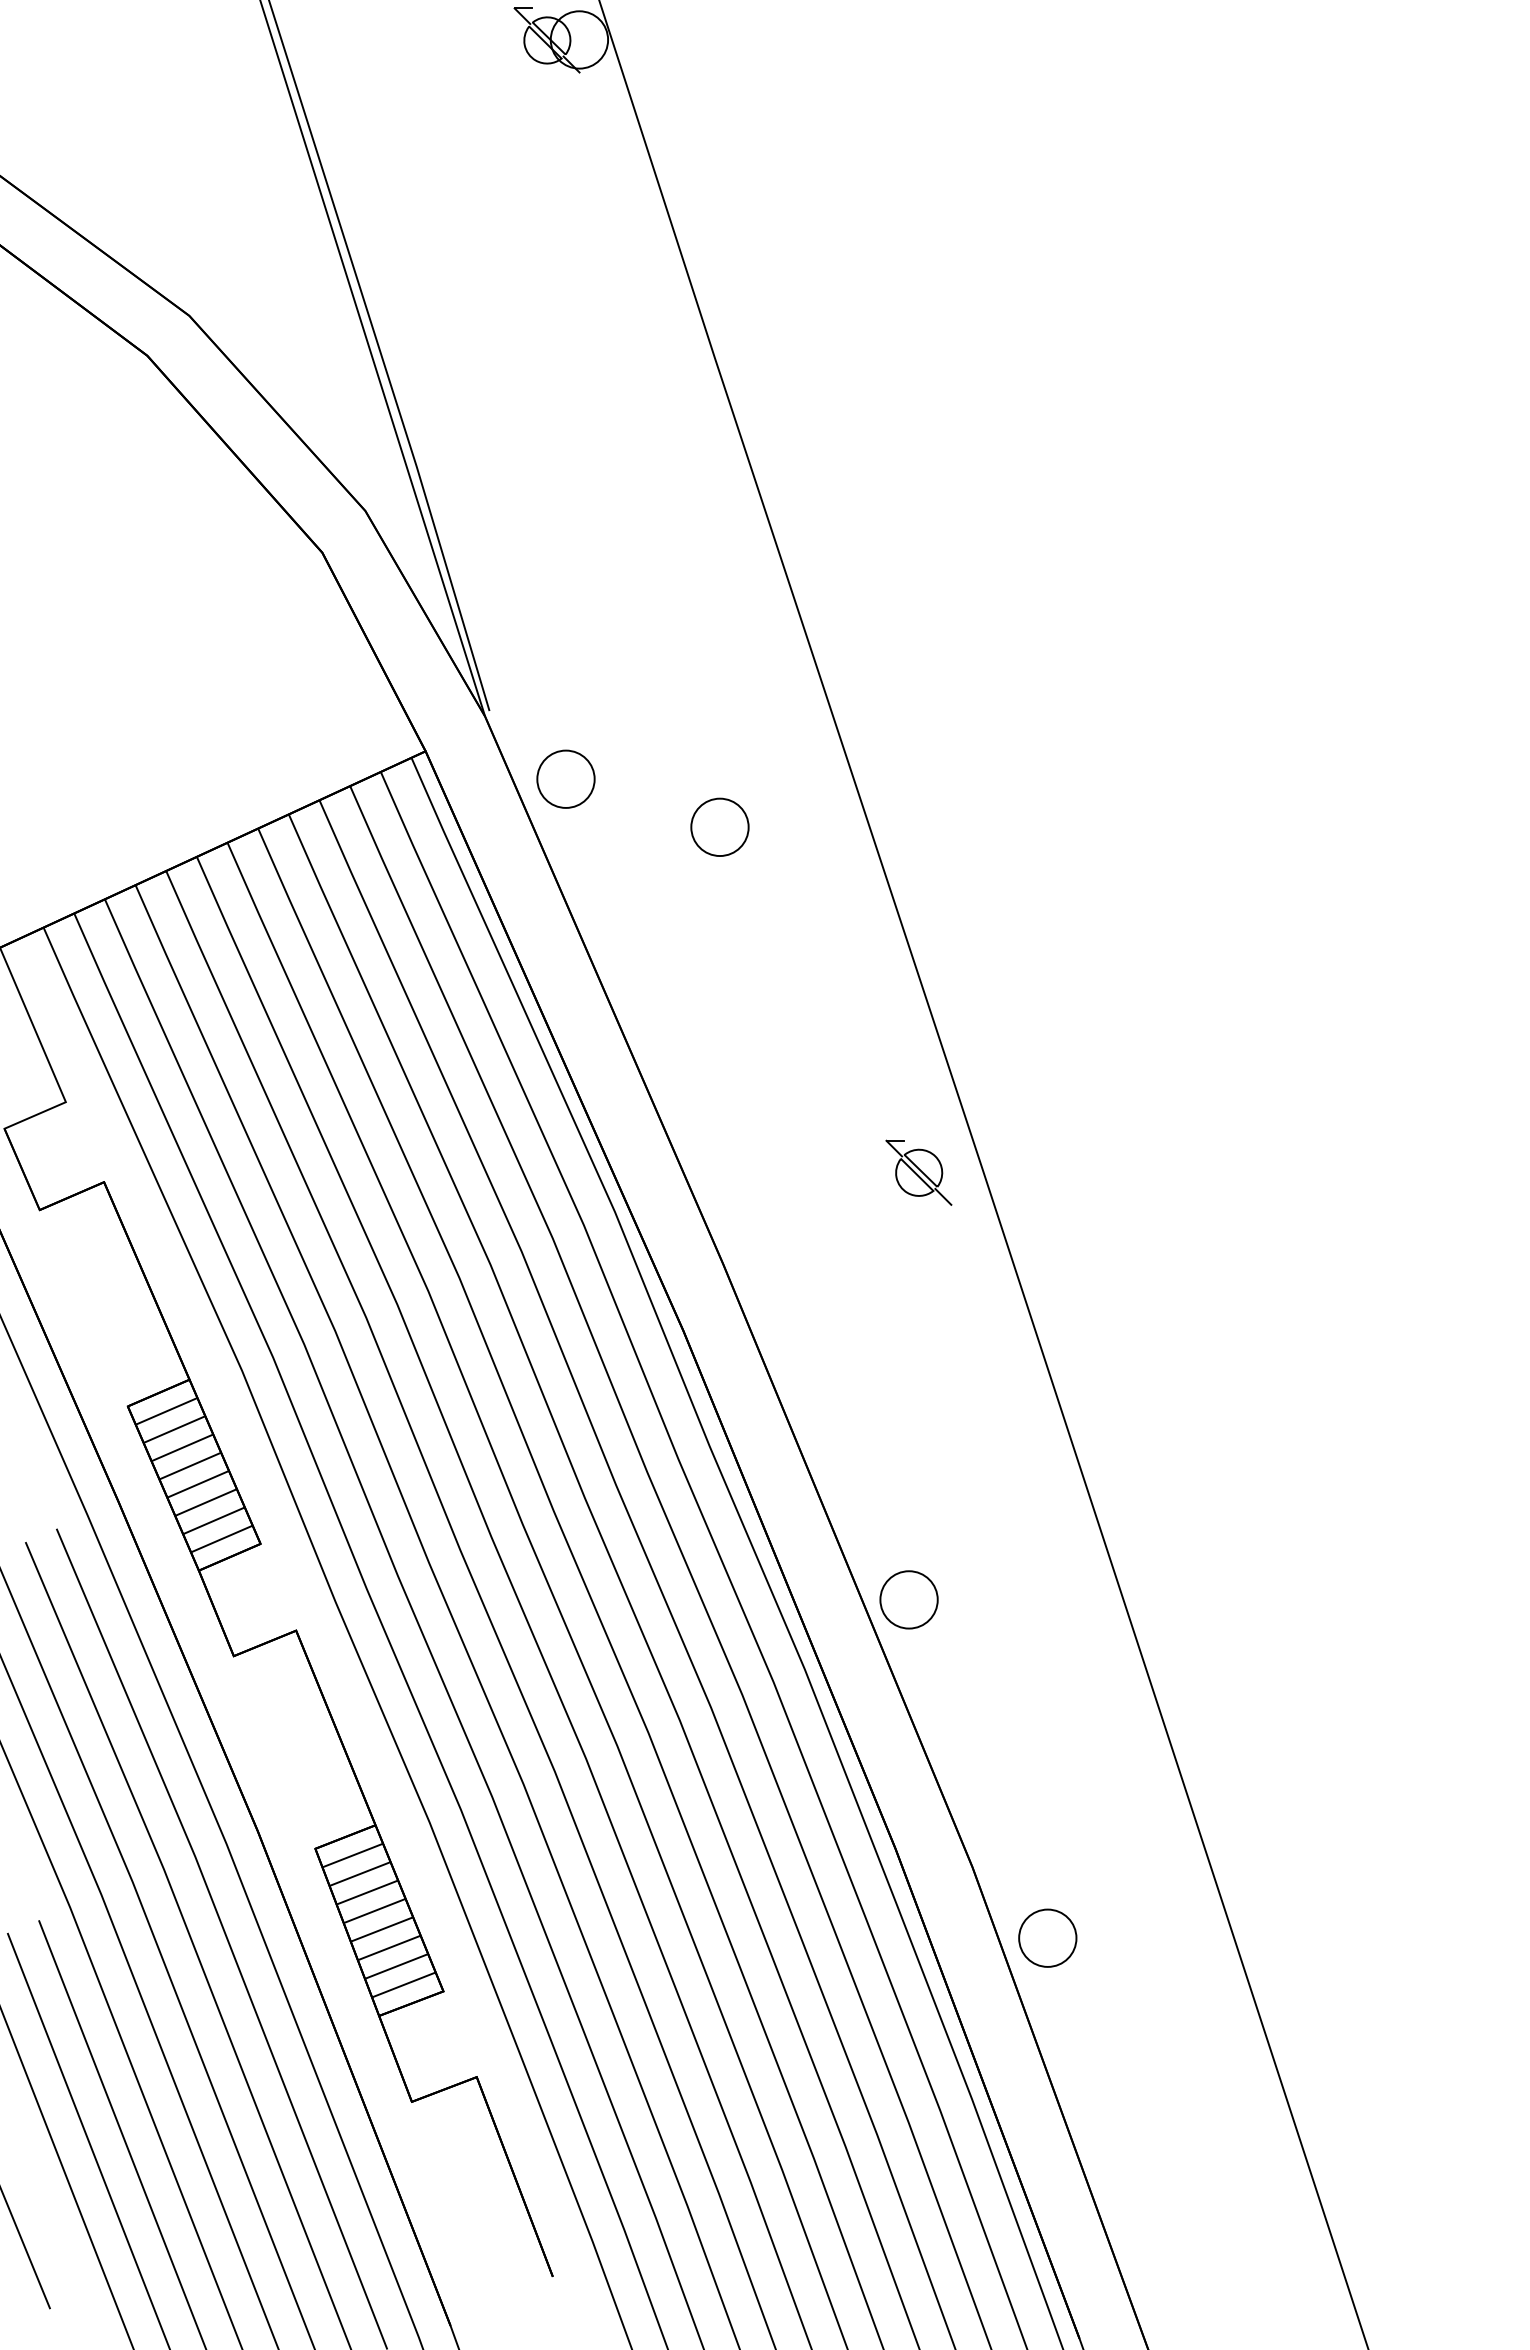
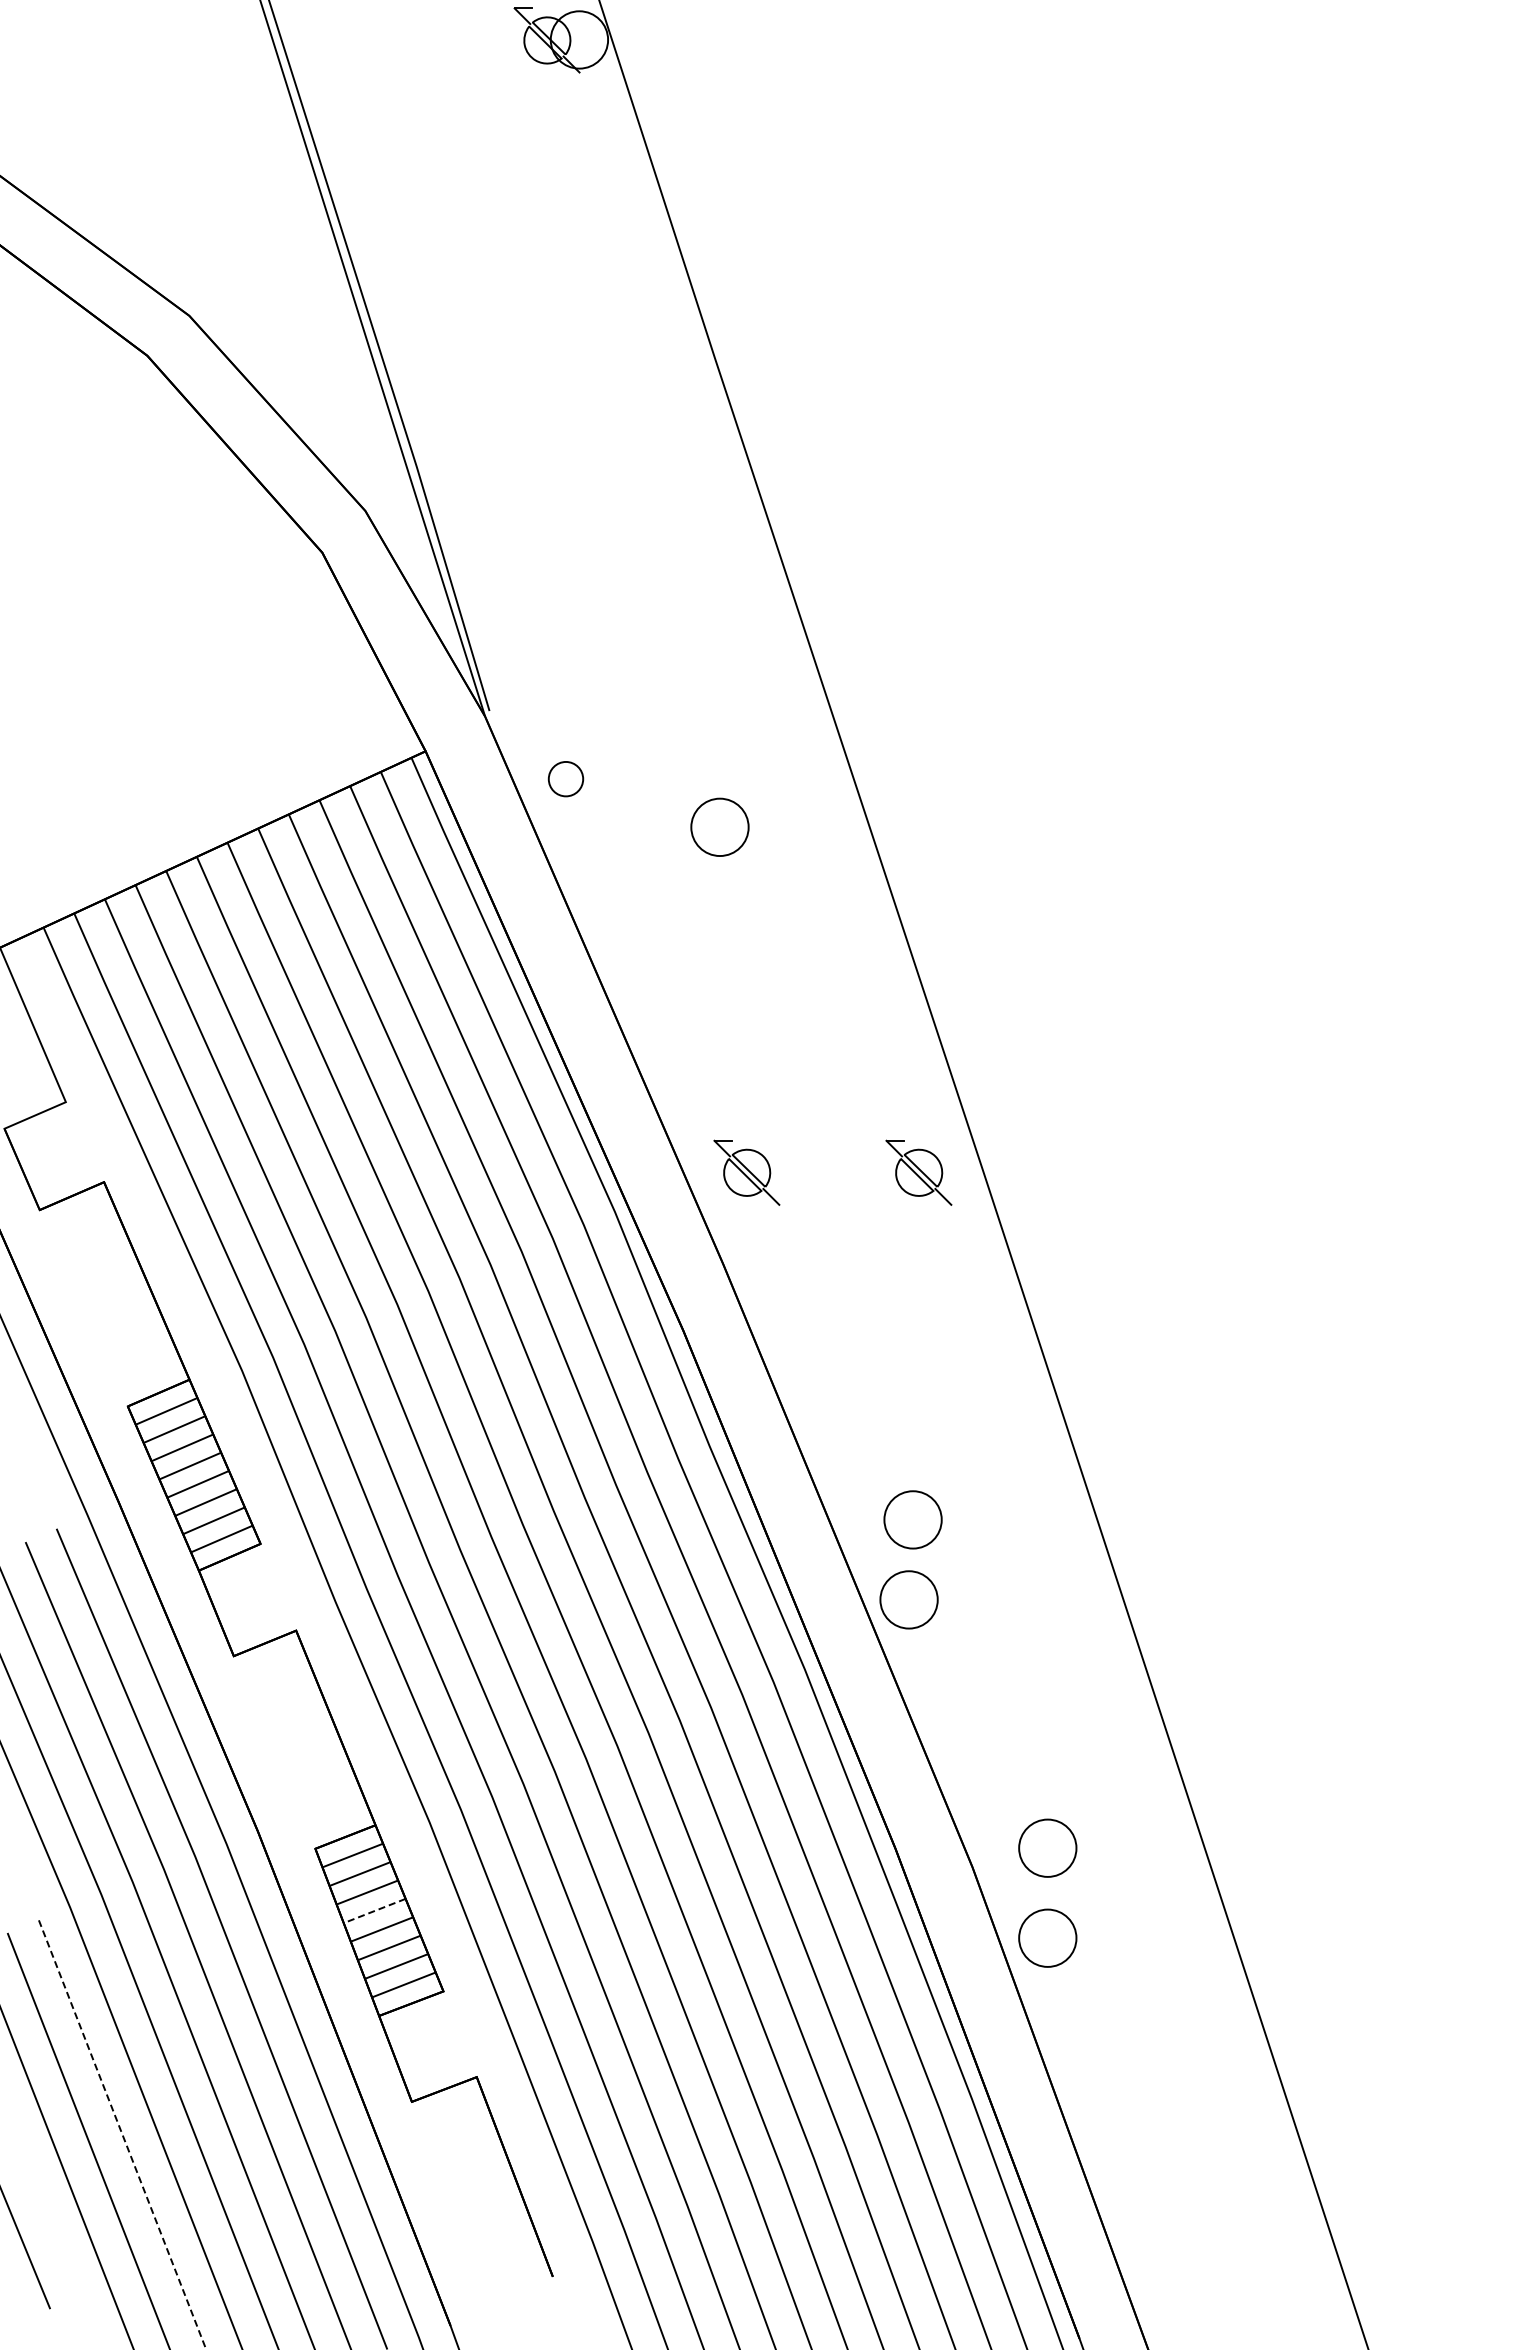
part size: 60x60 px -> 38x37 px (565, 779)
part: none -> present (746, 1172)
part: none -> present (912, 1519)
part: none -> present (1047, 1847)
line: solid -> dashed (374, 1911)
line: solid -> dashed (122, 2135)
